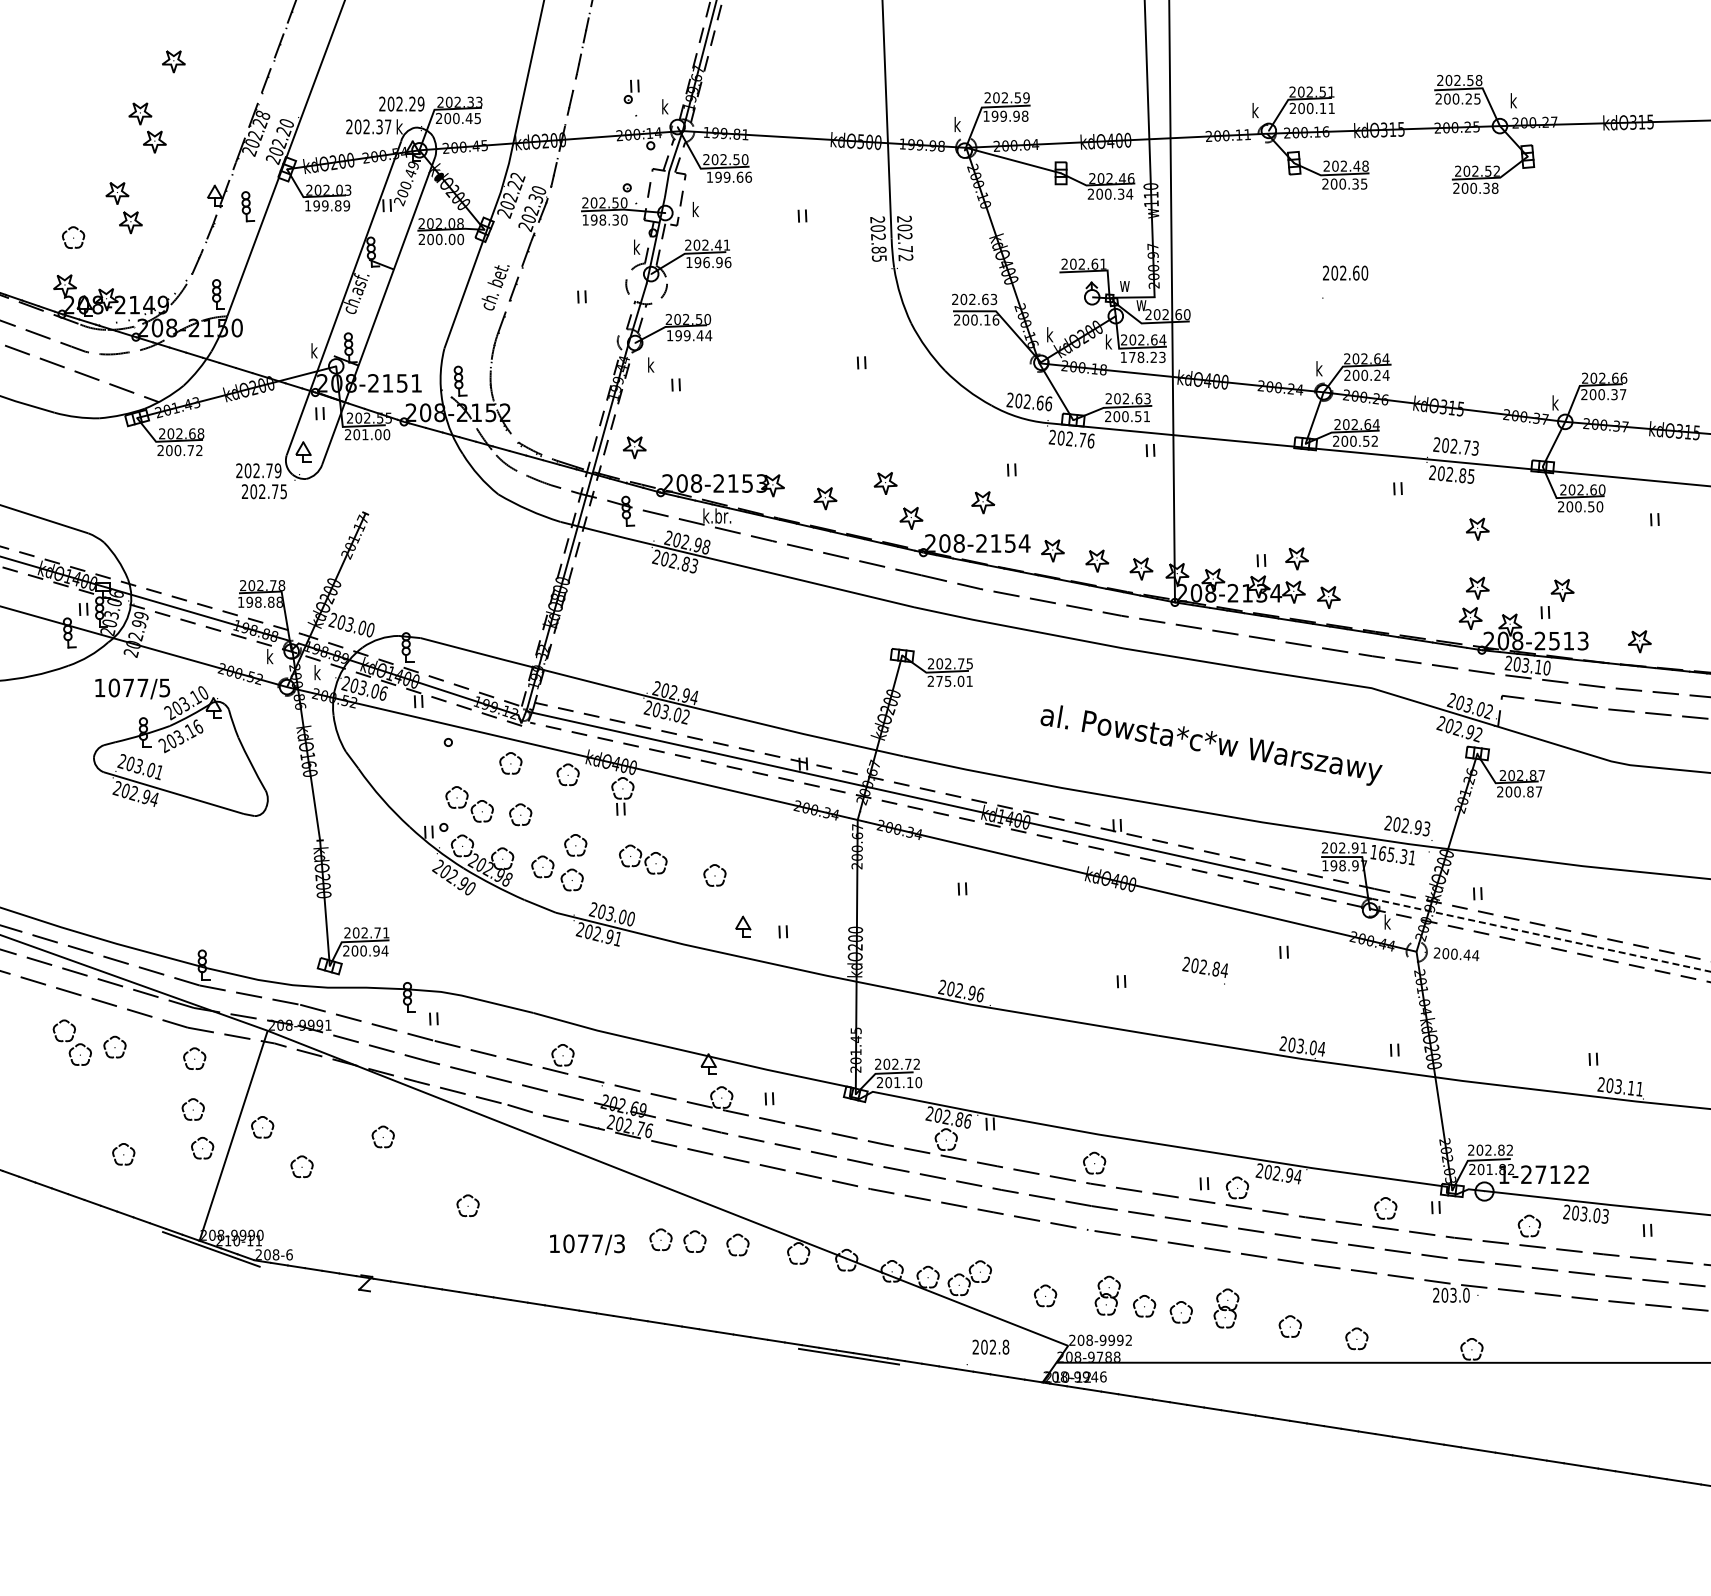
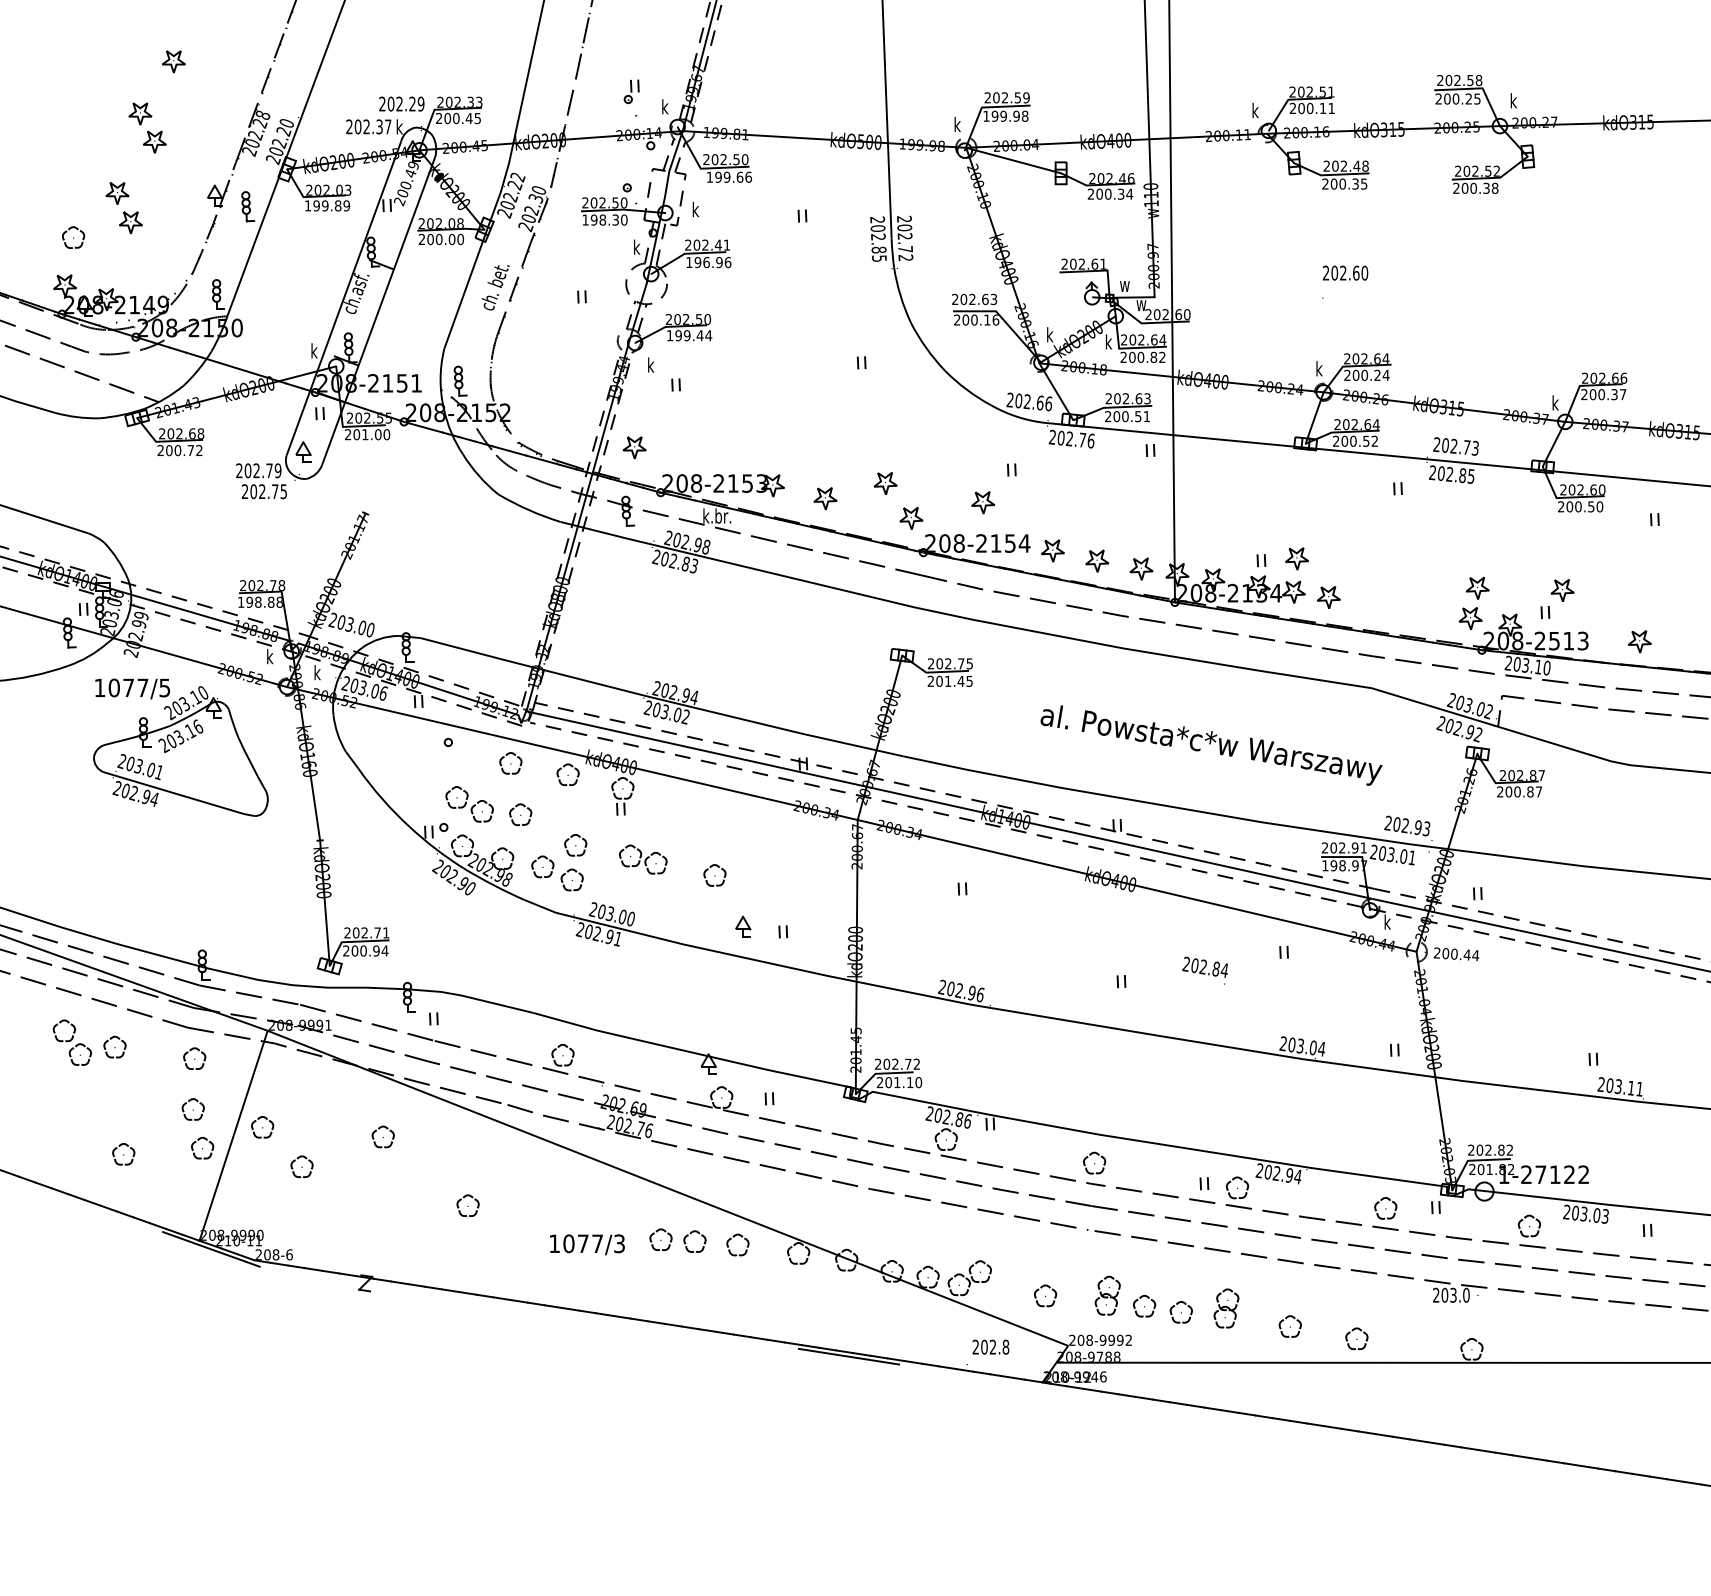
text: 178.23 -> 200.82 (1142, 357)
part: present -> none (1477, 528)
text: 275.01 -> 201.45 (954, 680)
text: 165.31 -> 203.01 (1388, 853)
line: dashed -> solid (1541, 935)
